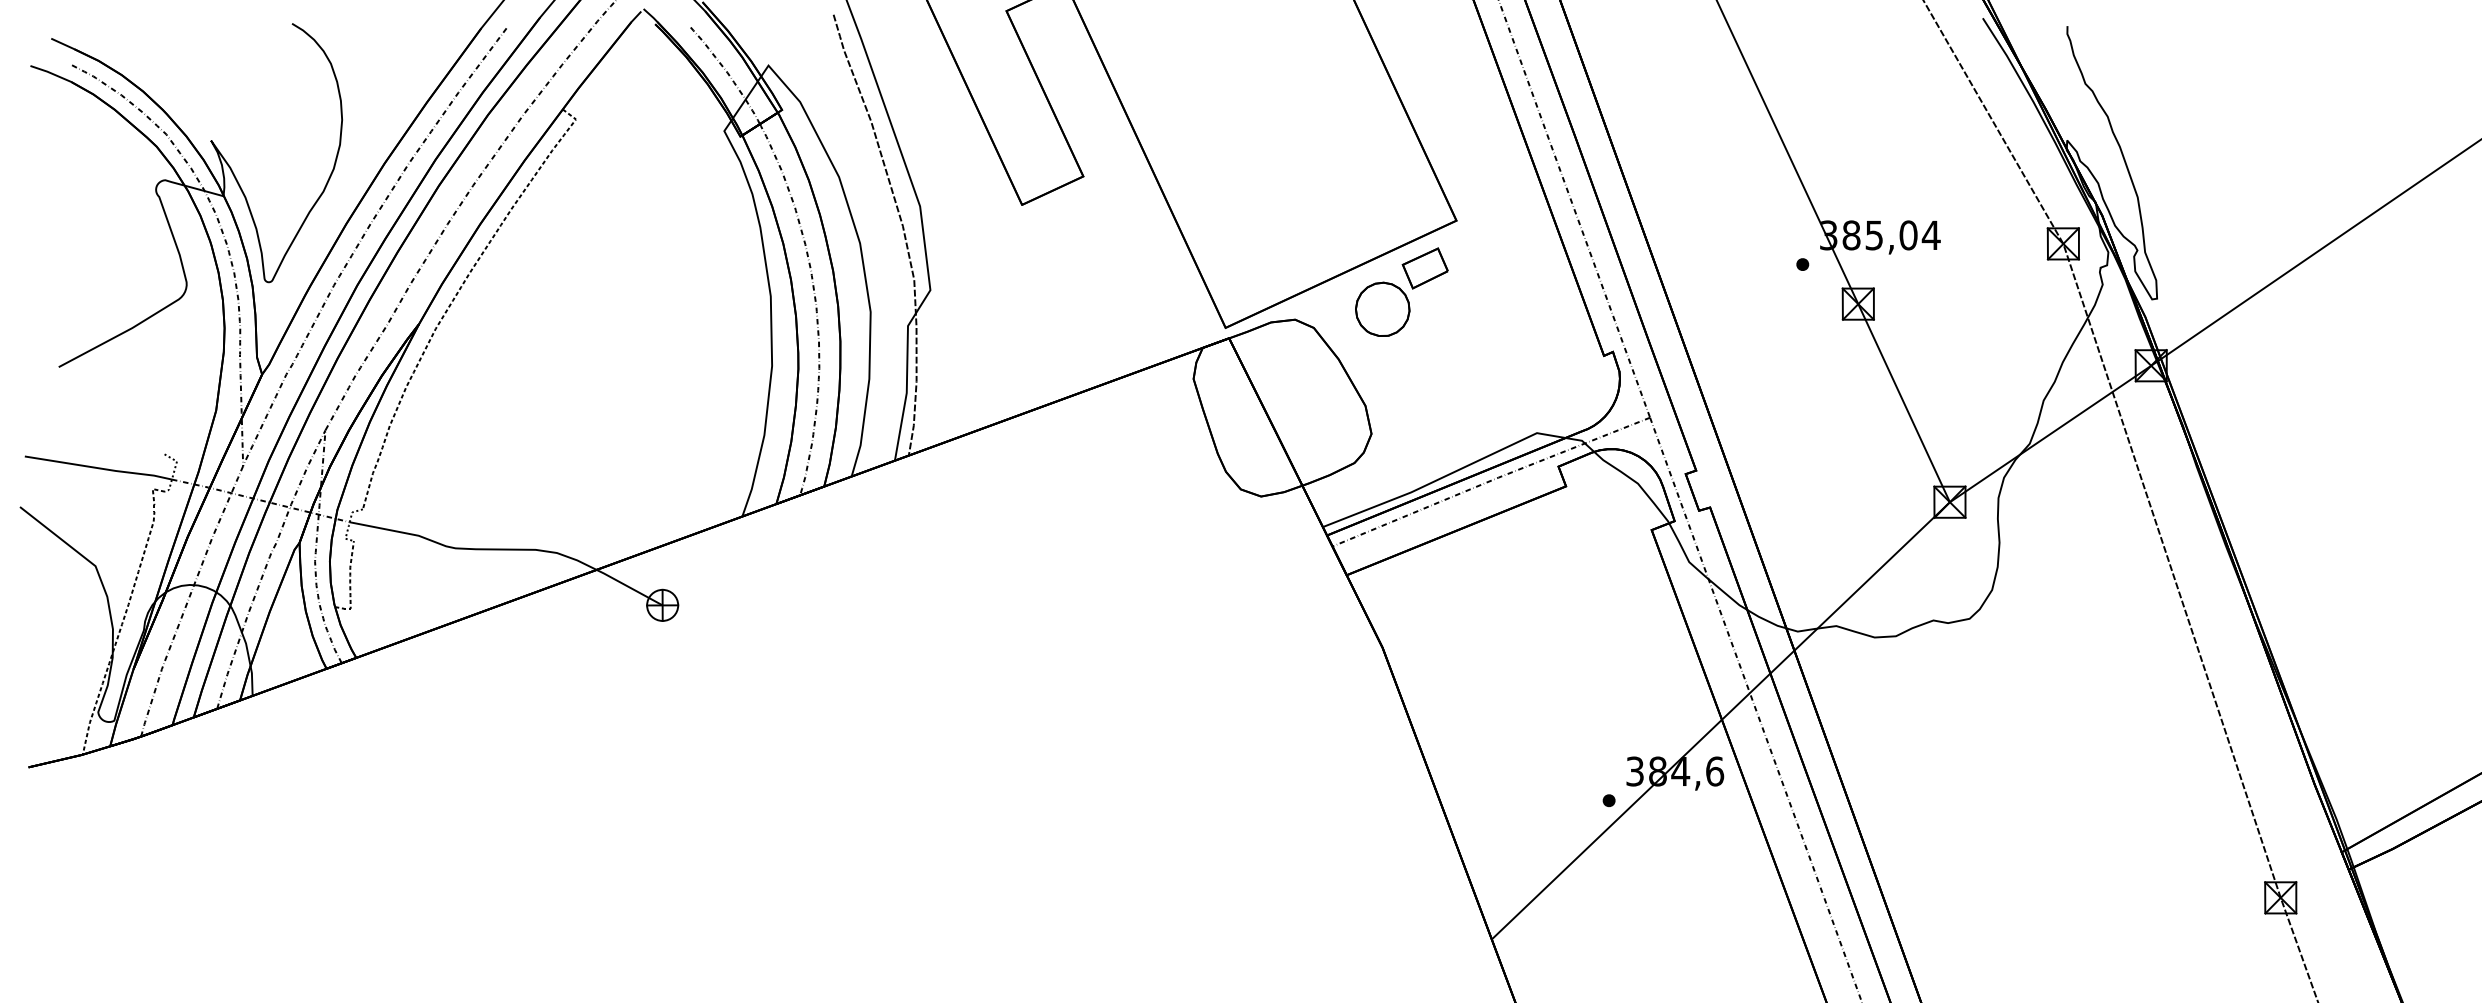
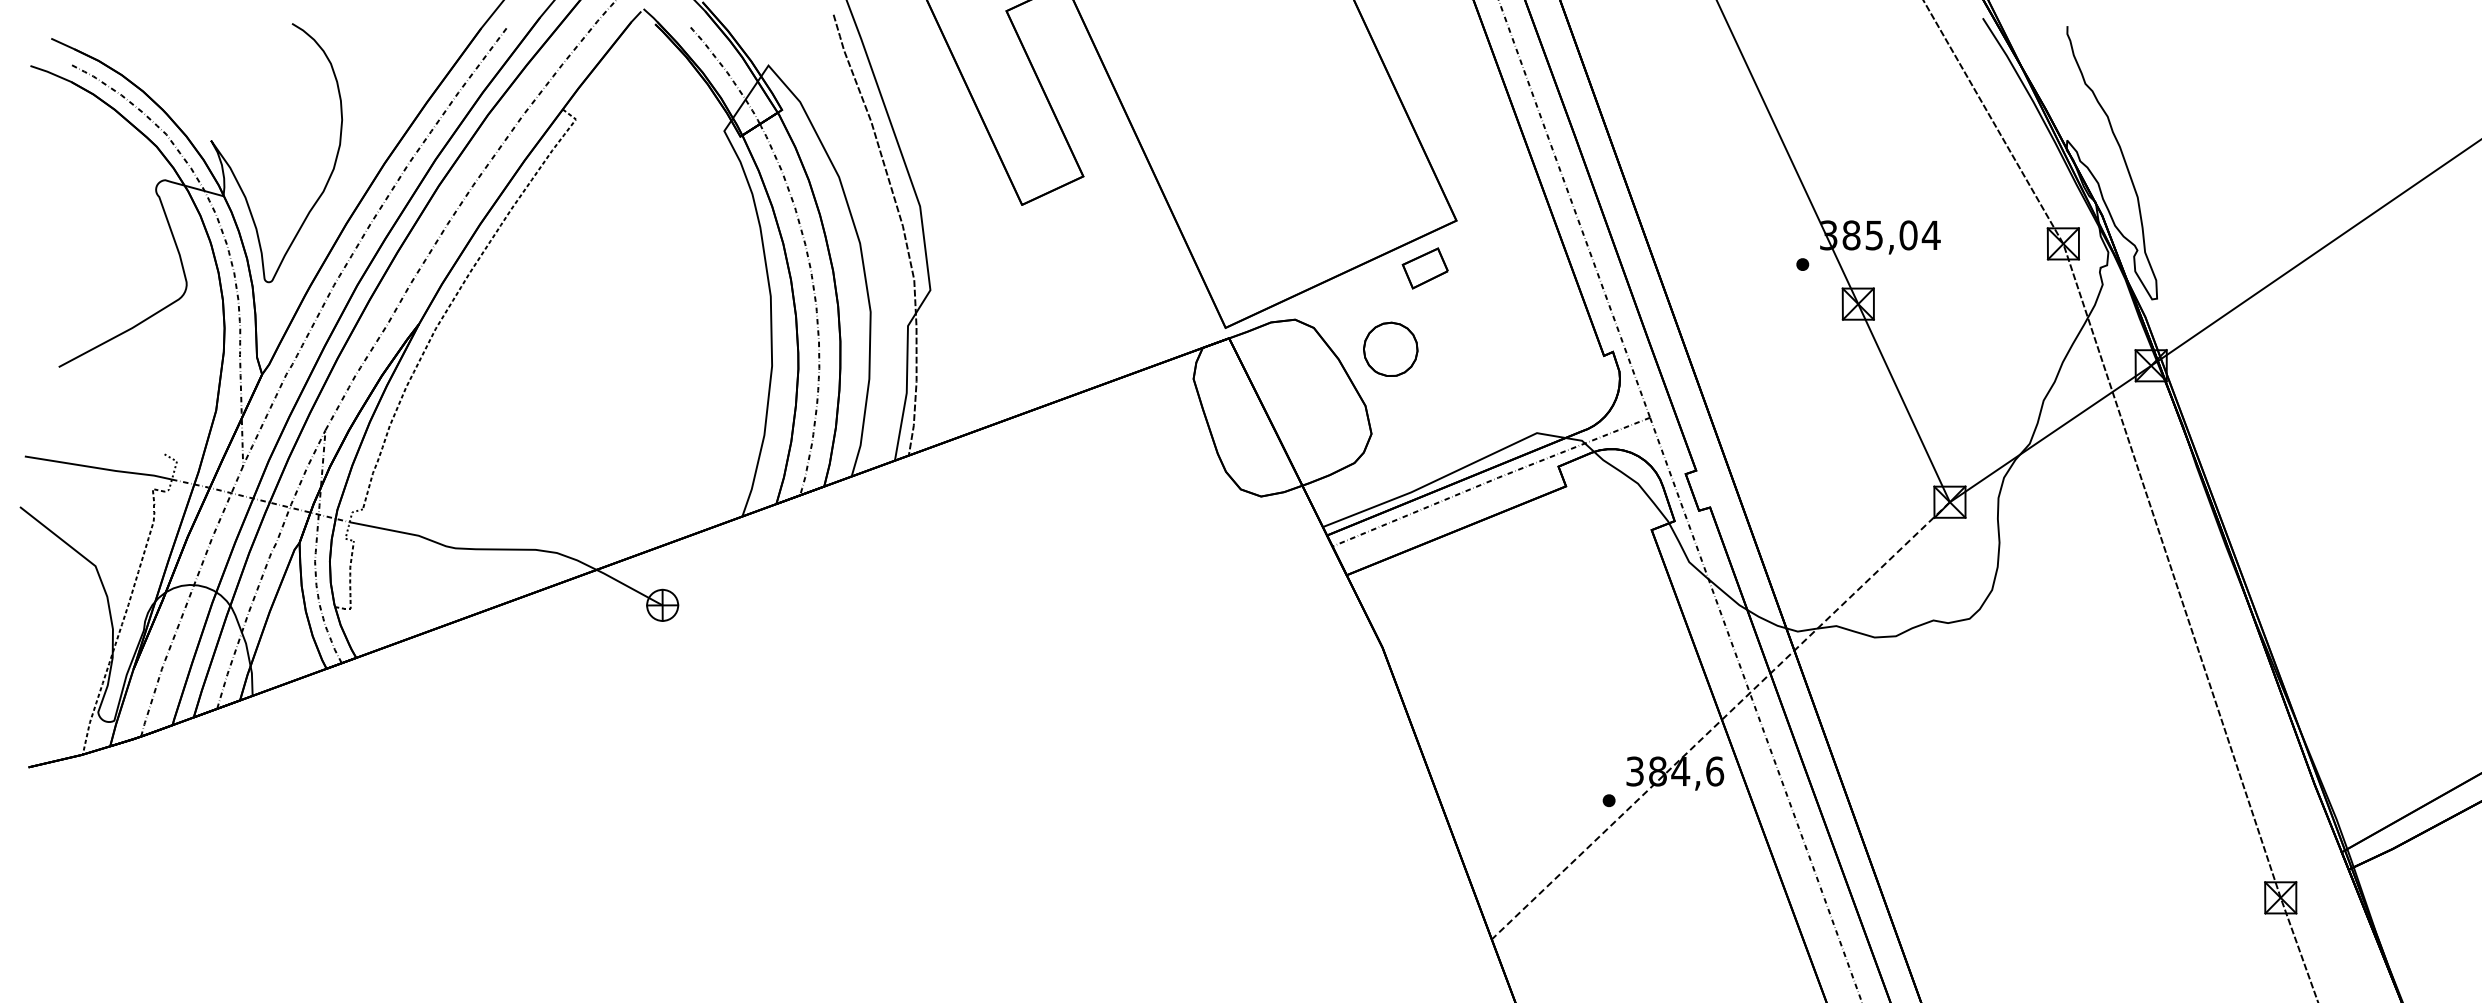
part position: (1382, 308) -> (1390, 348) (1390, 348)
line: solid -> dashed (1720, 720)
